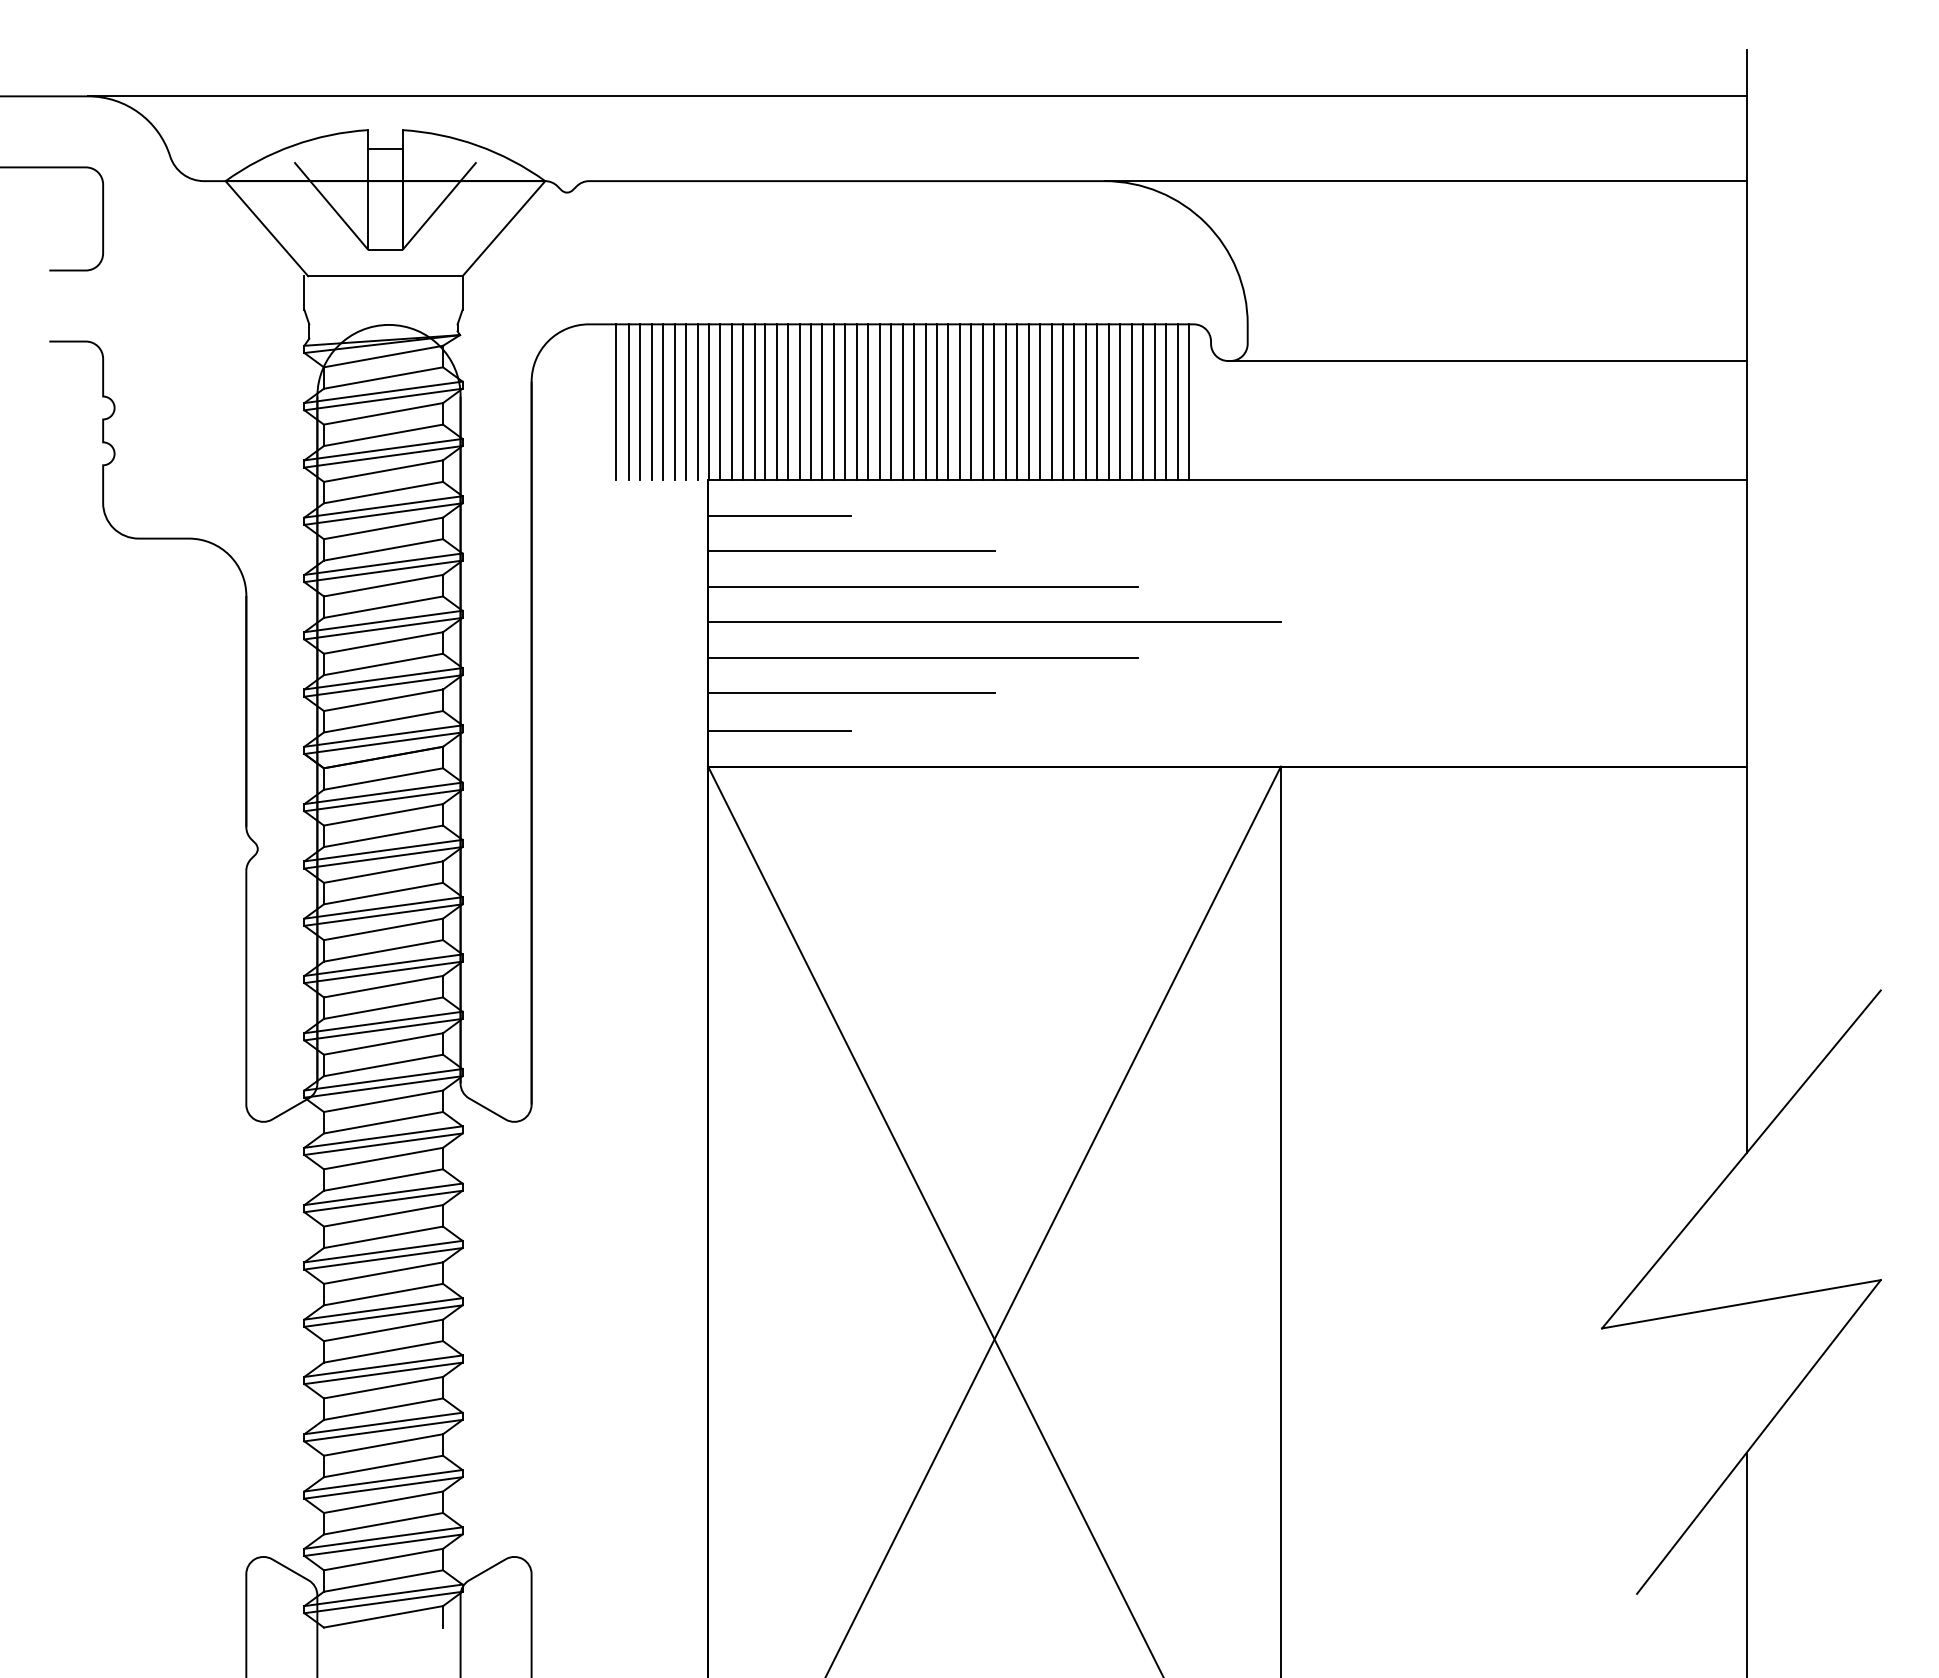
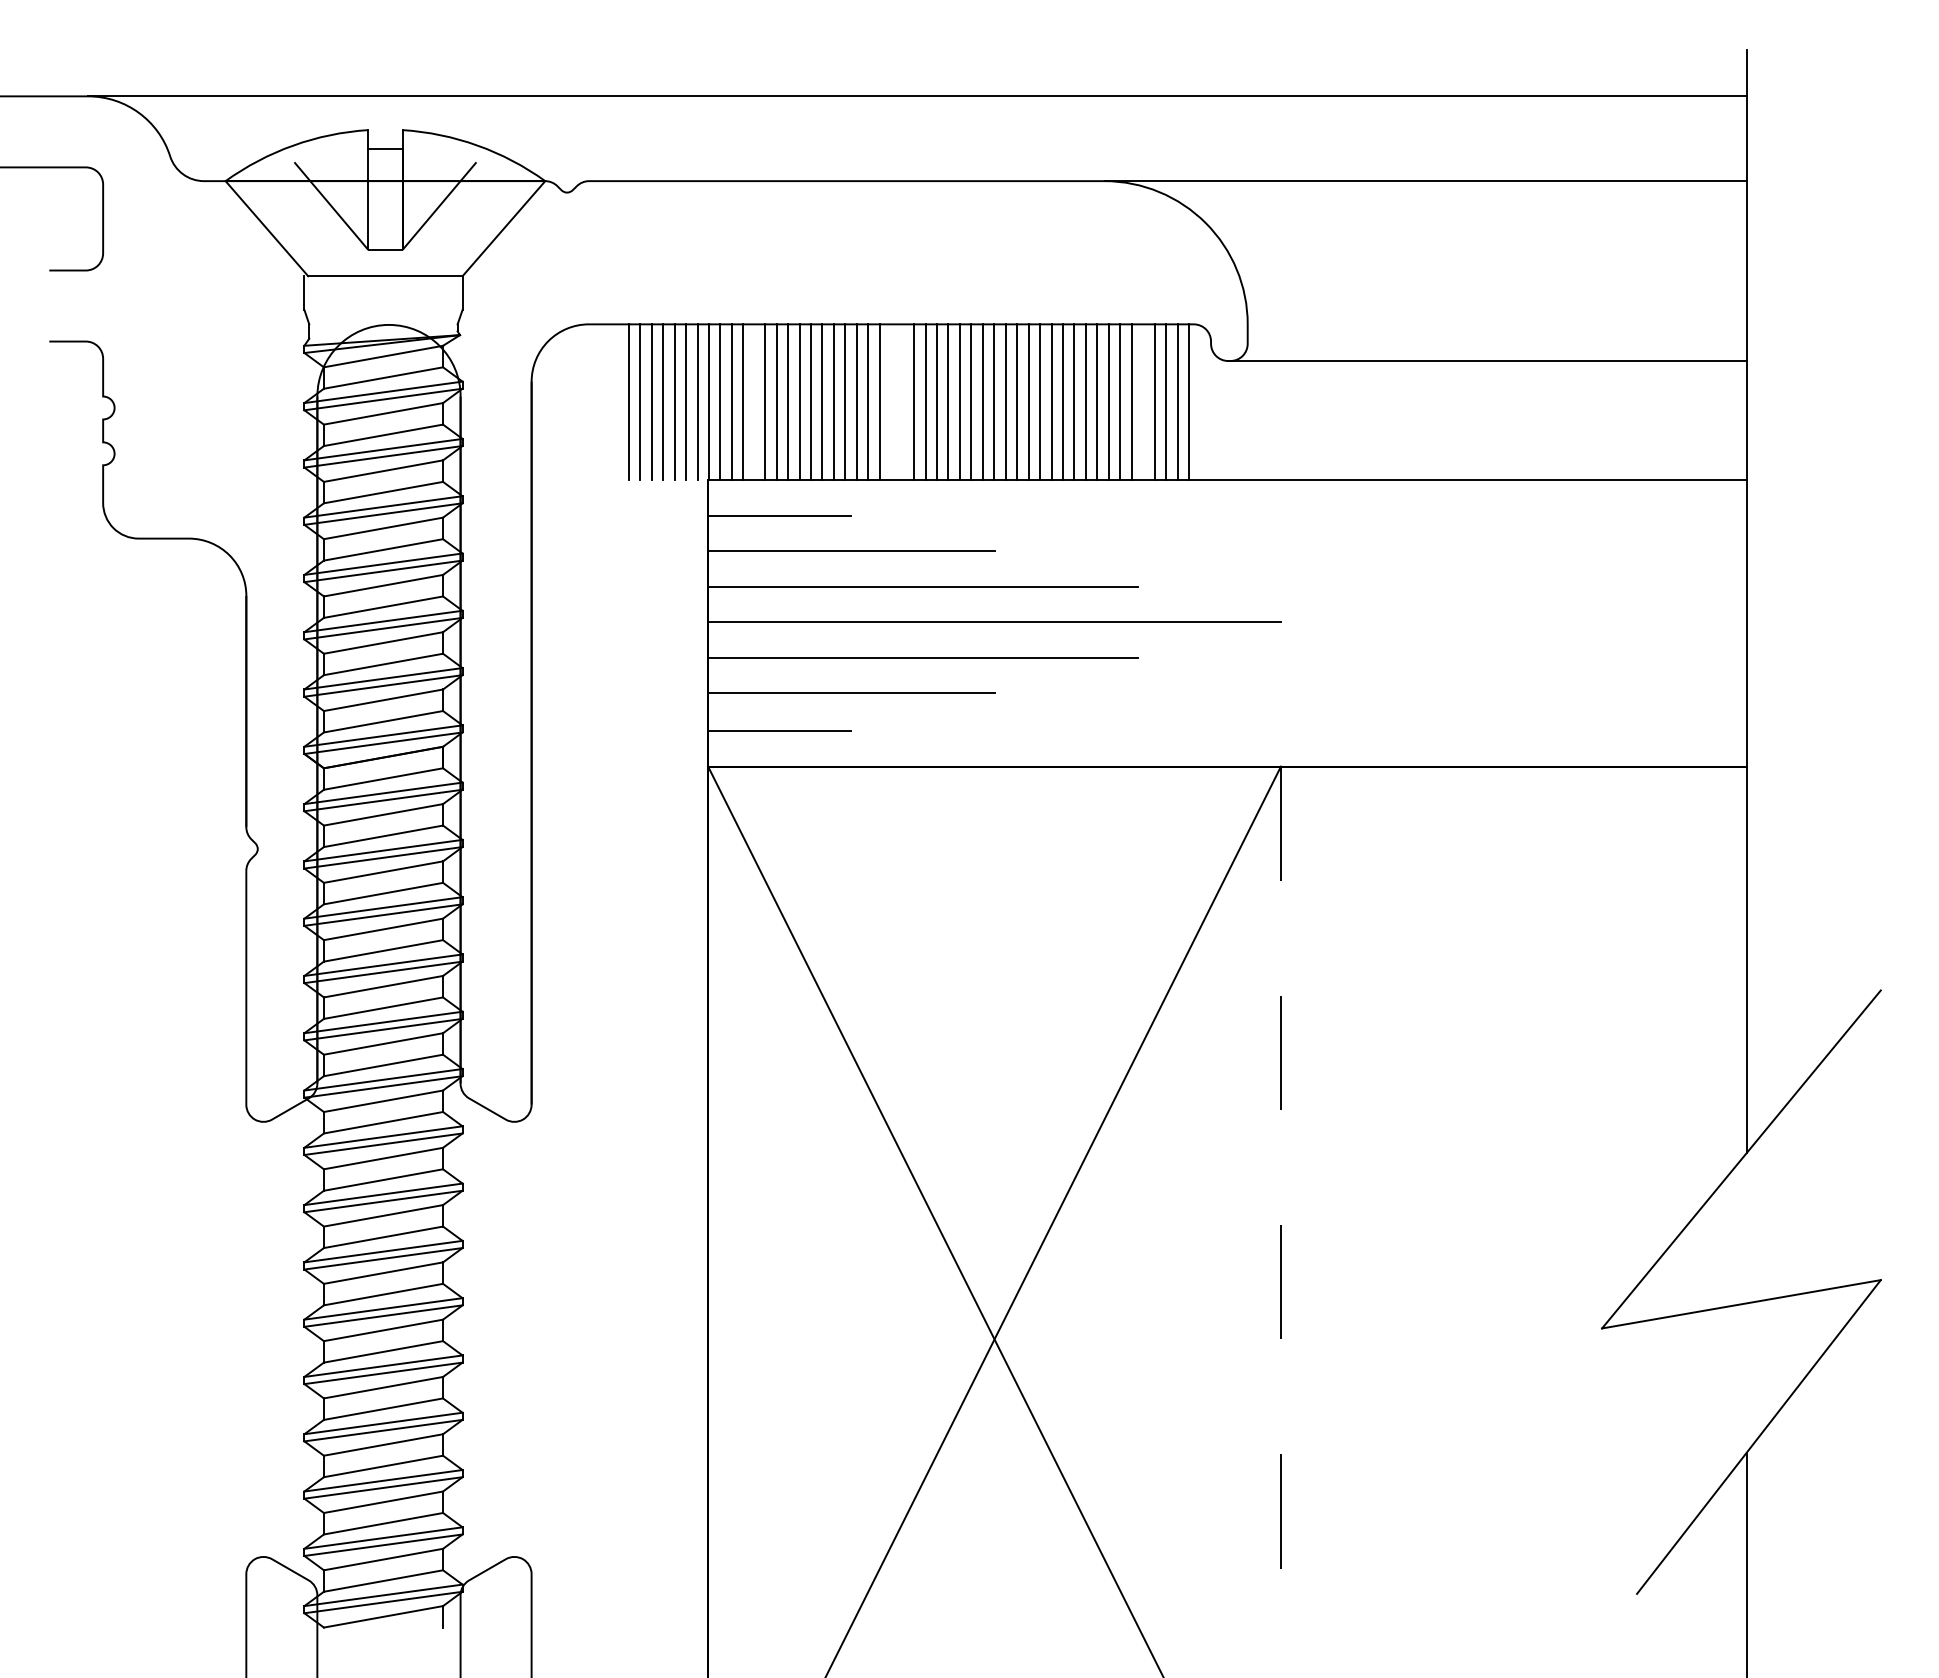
line: present -> none (616, 402)
line: present -> none (754, 402)
line: present -> none (891, 402)
line: present -> none (902, 402)
line: present -> none (1143, 402)
line: solid -> dashed (1280, 1222)
